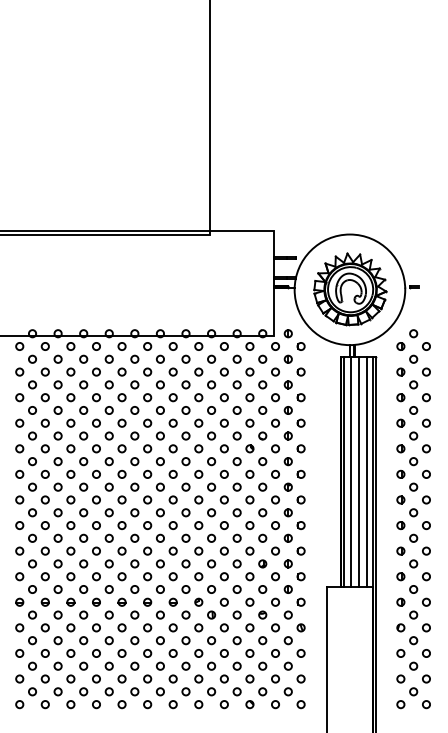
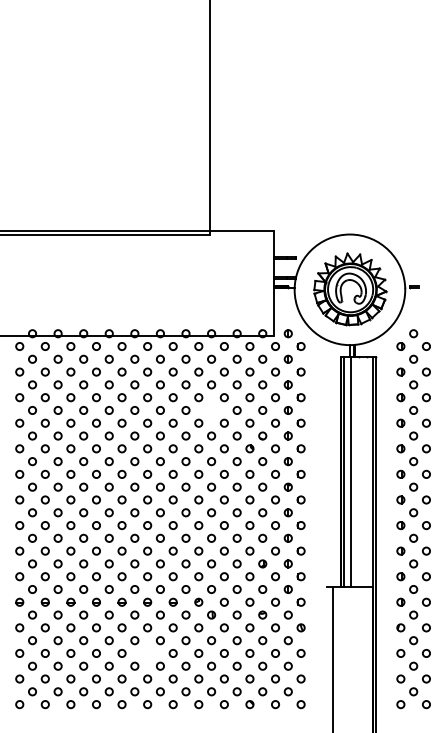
circle: present -> none (211, 410)
line: present -> none (359, 471)
line: present -> none (367, 471)
circle: present -> none (147, 653)
line position: (326, 657) -> (332, 657) (332, 657)
